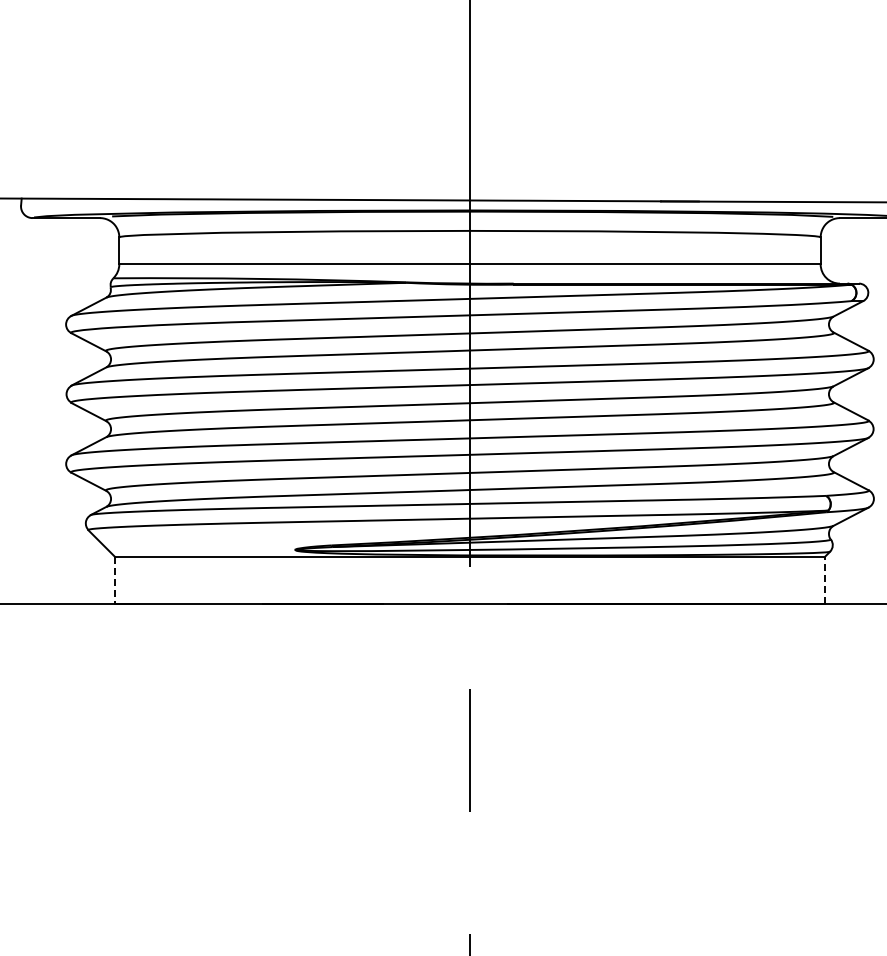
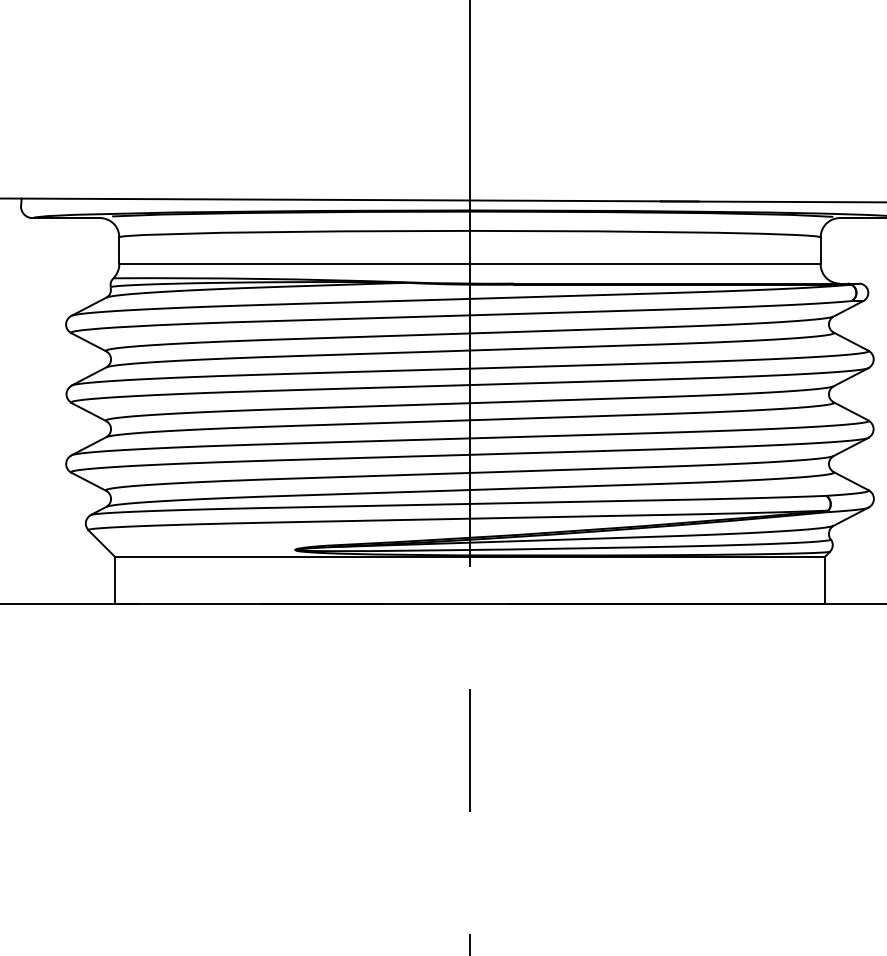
line: dashed -> solid (824, 579)
line: dashed -> solid (115, 580)
